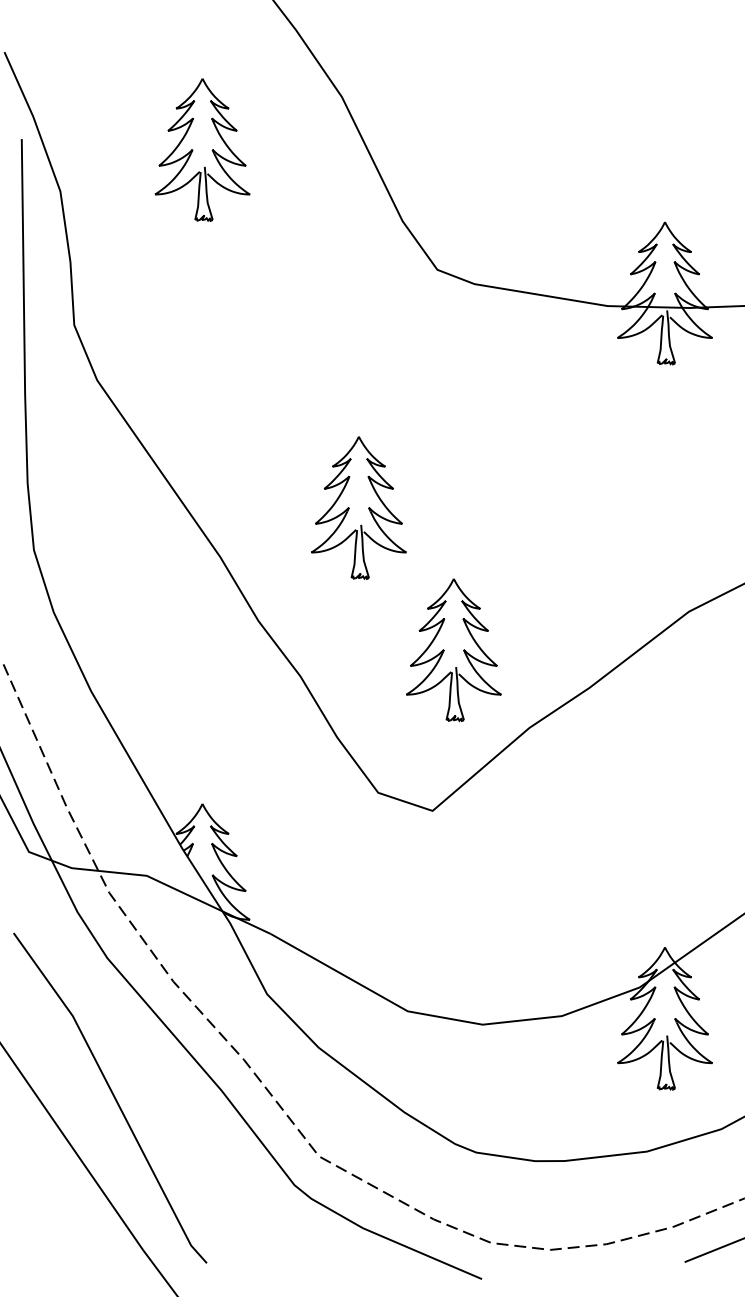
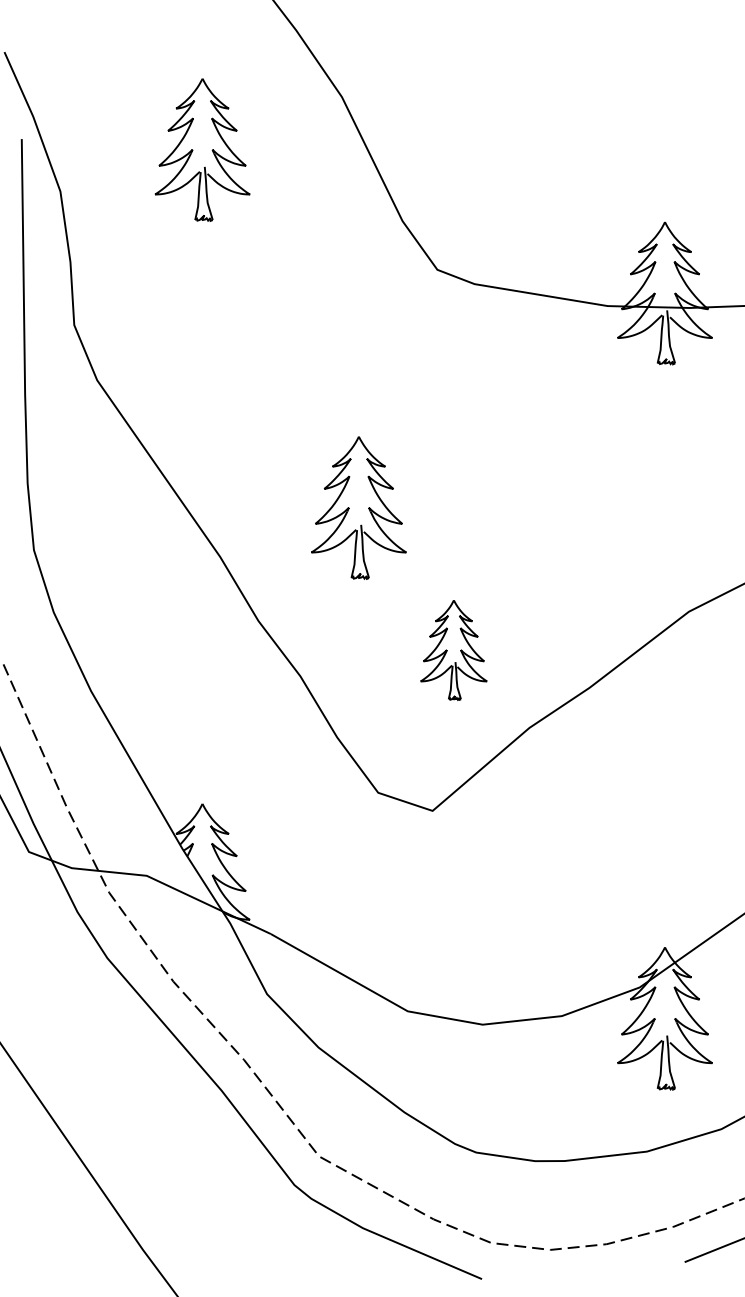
part size: 96x145 px -> 68x101 px (453, 650)
line: present -> none (112, 1095)
